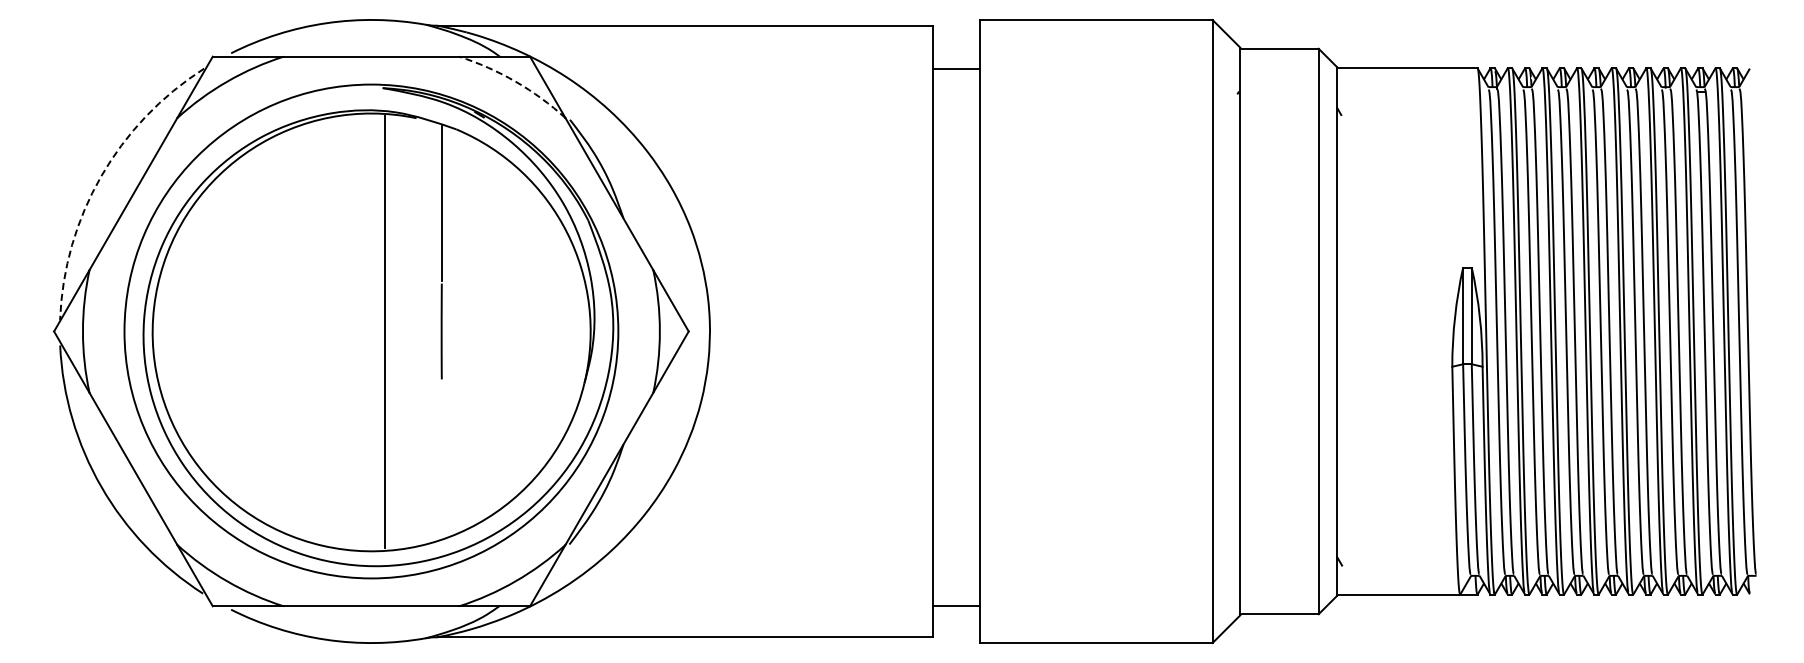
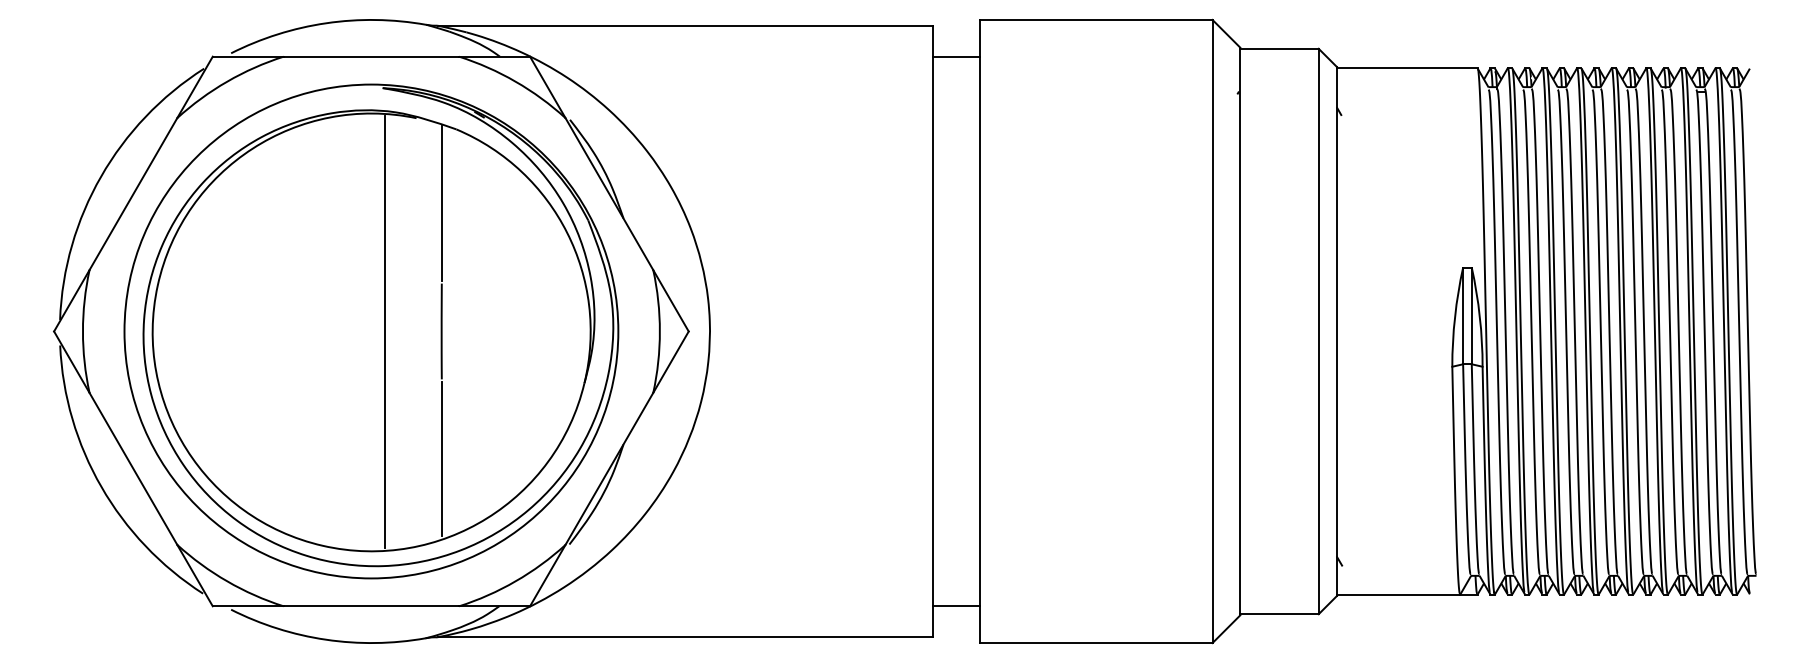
line position: (956, 68) -> (956, 56) (956, 56)
arc: dashed -> solid (515, 81)
arc: dashed -> solid (101, 176)
line: none -> present (441, 458)
